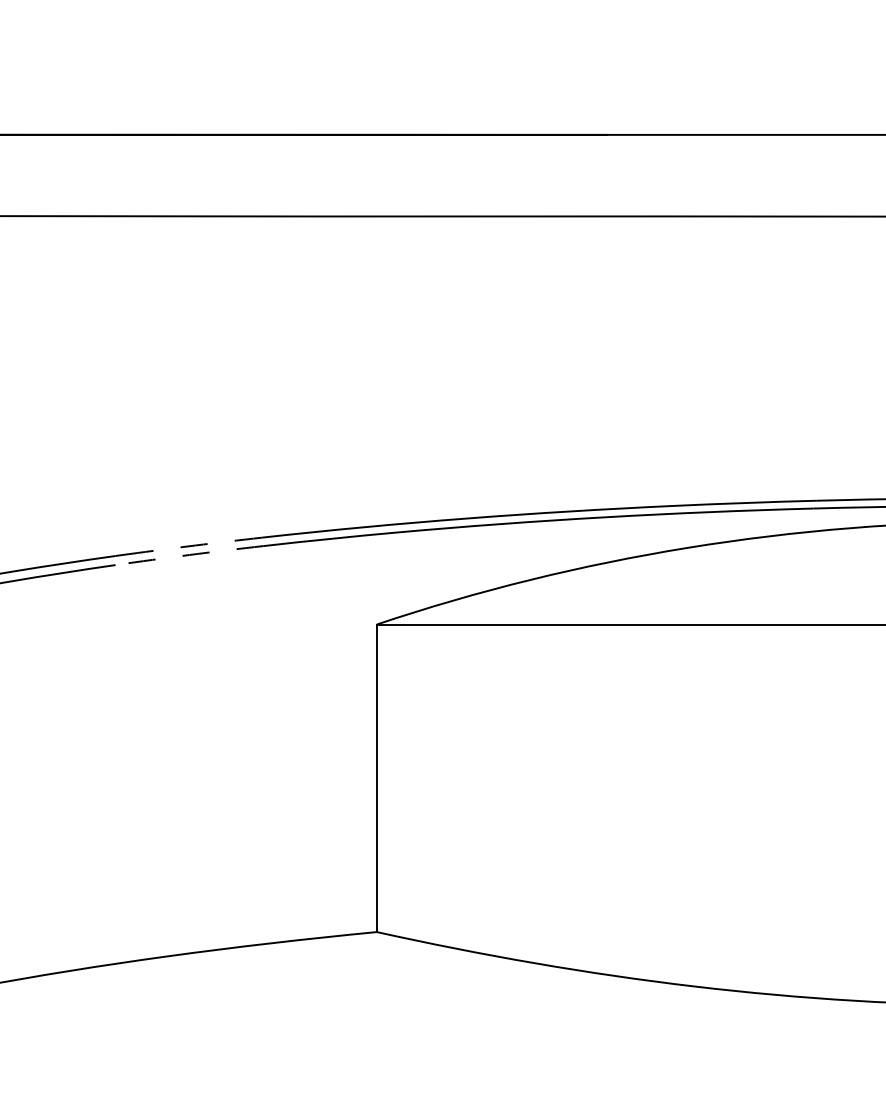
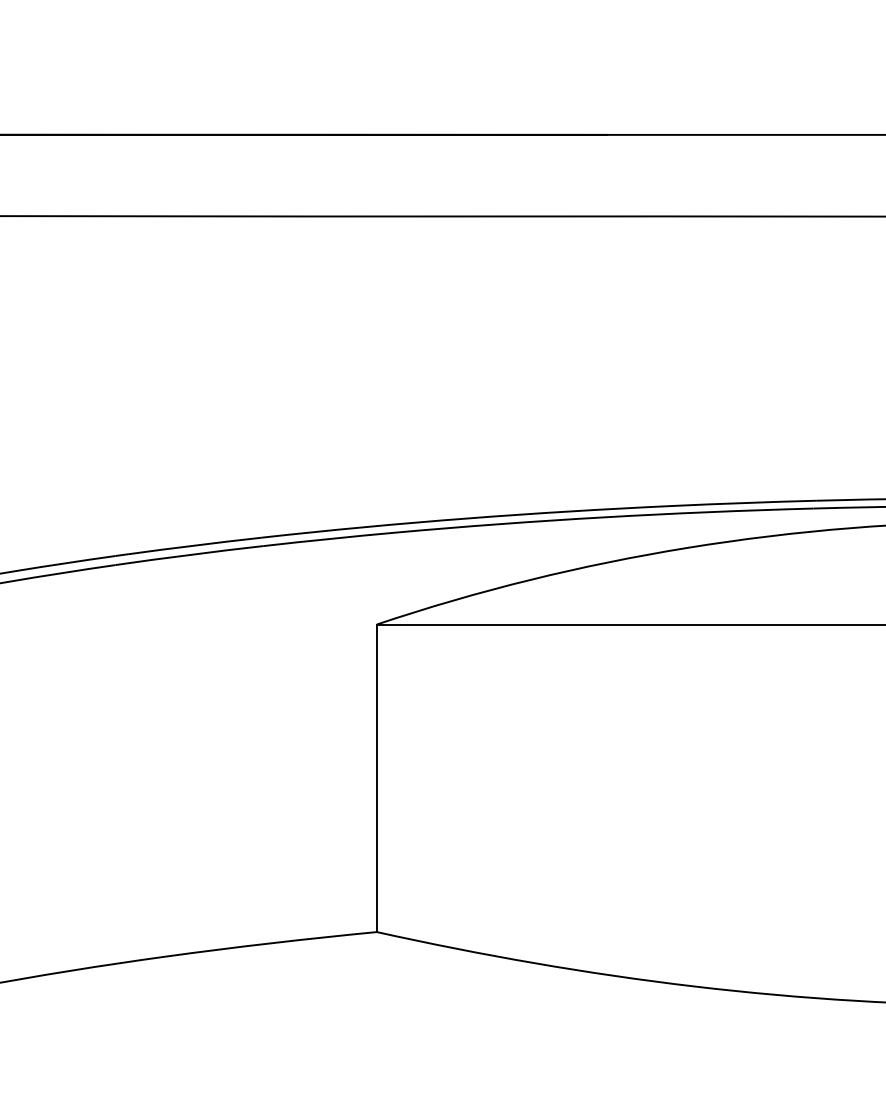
arc: dashed -> solid (195, 545)
arc: dashed -> solid (189, 554)
